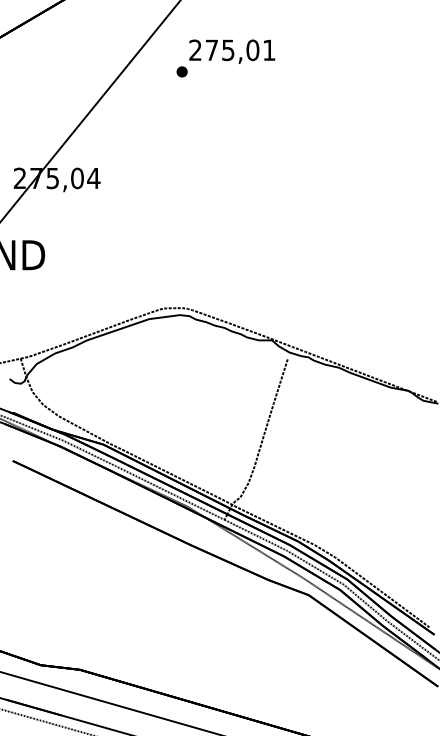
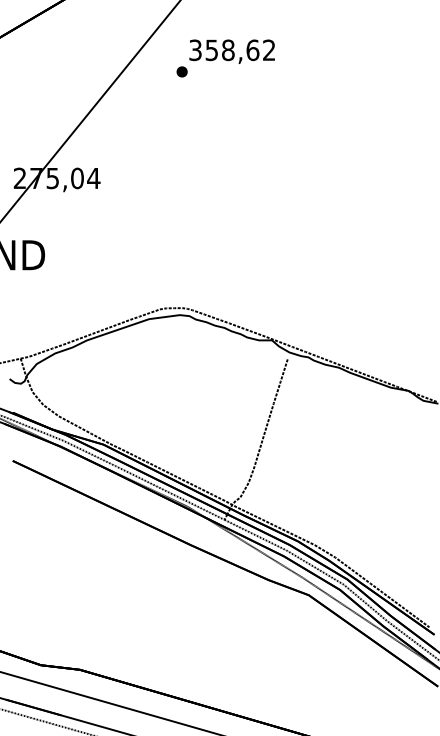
text: 275,01 -> 358,62 (232, 50)
